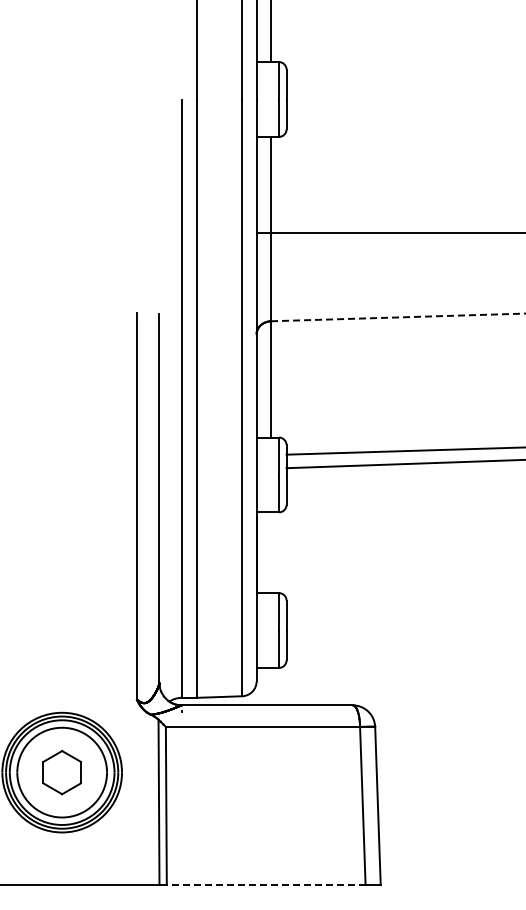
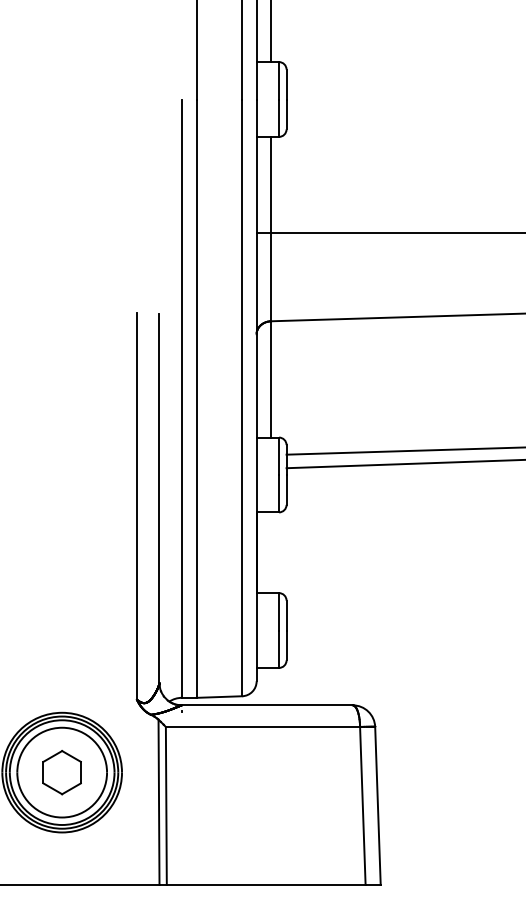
line: dashed -> solid (398, 317)
line: dashed -> solid (265, 884)
